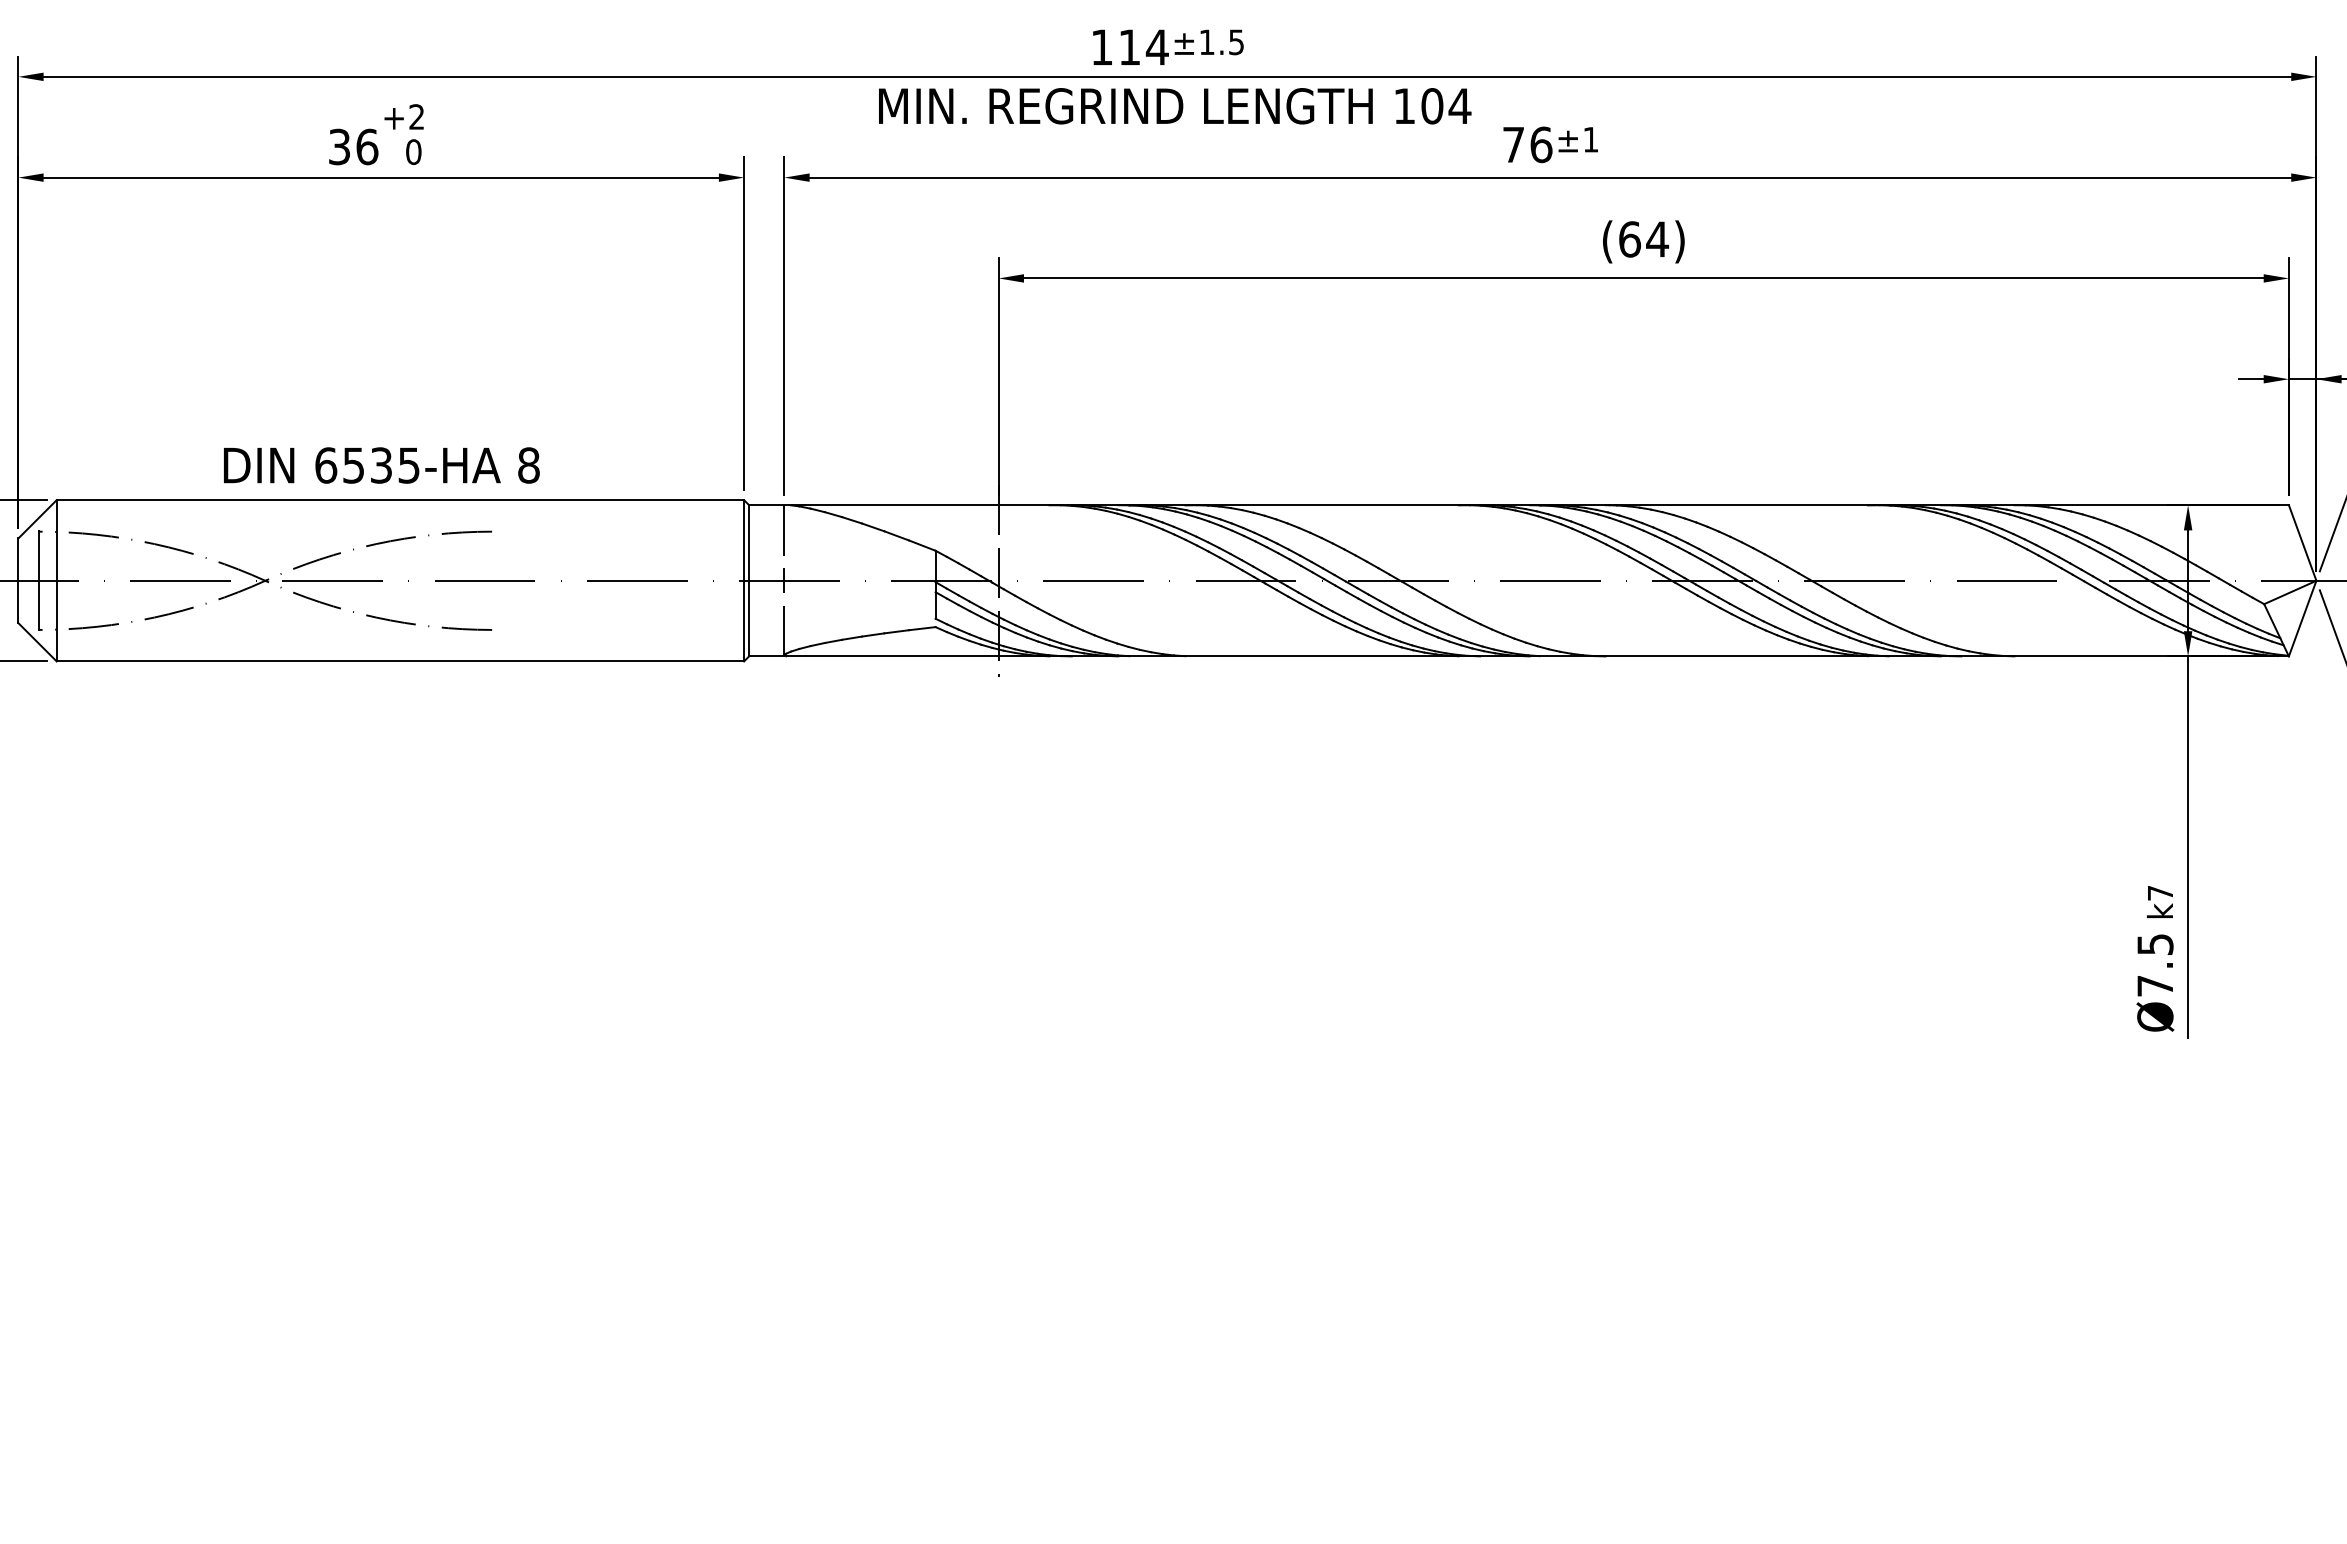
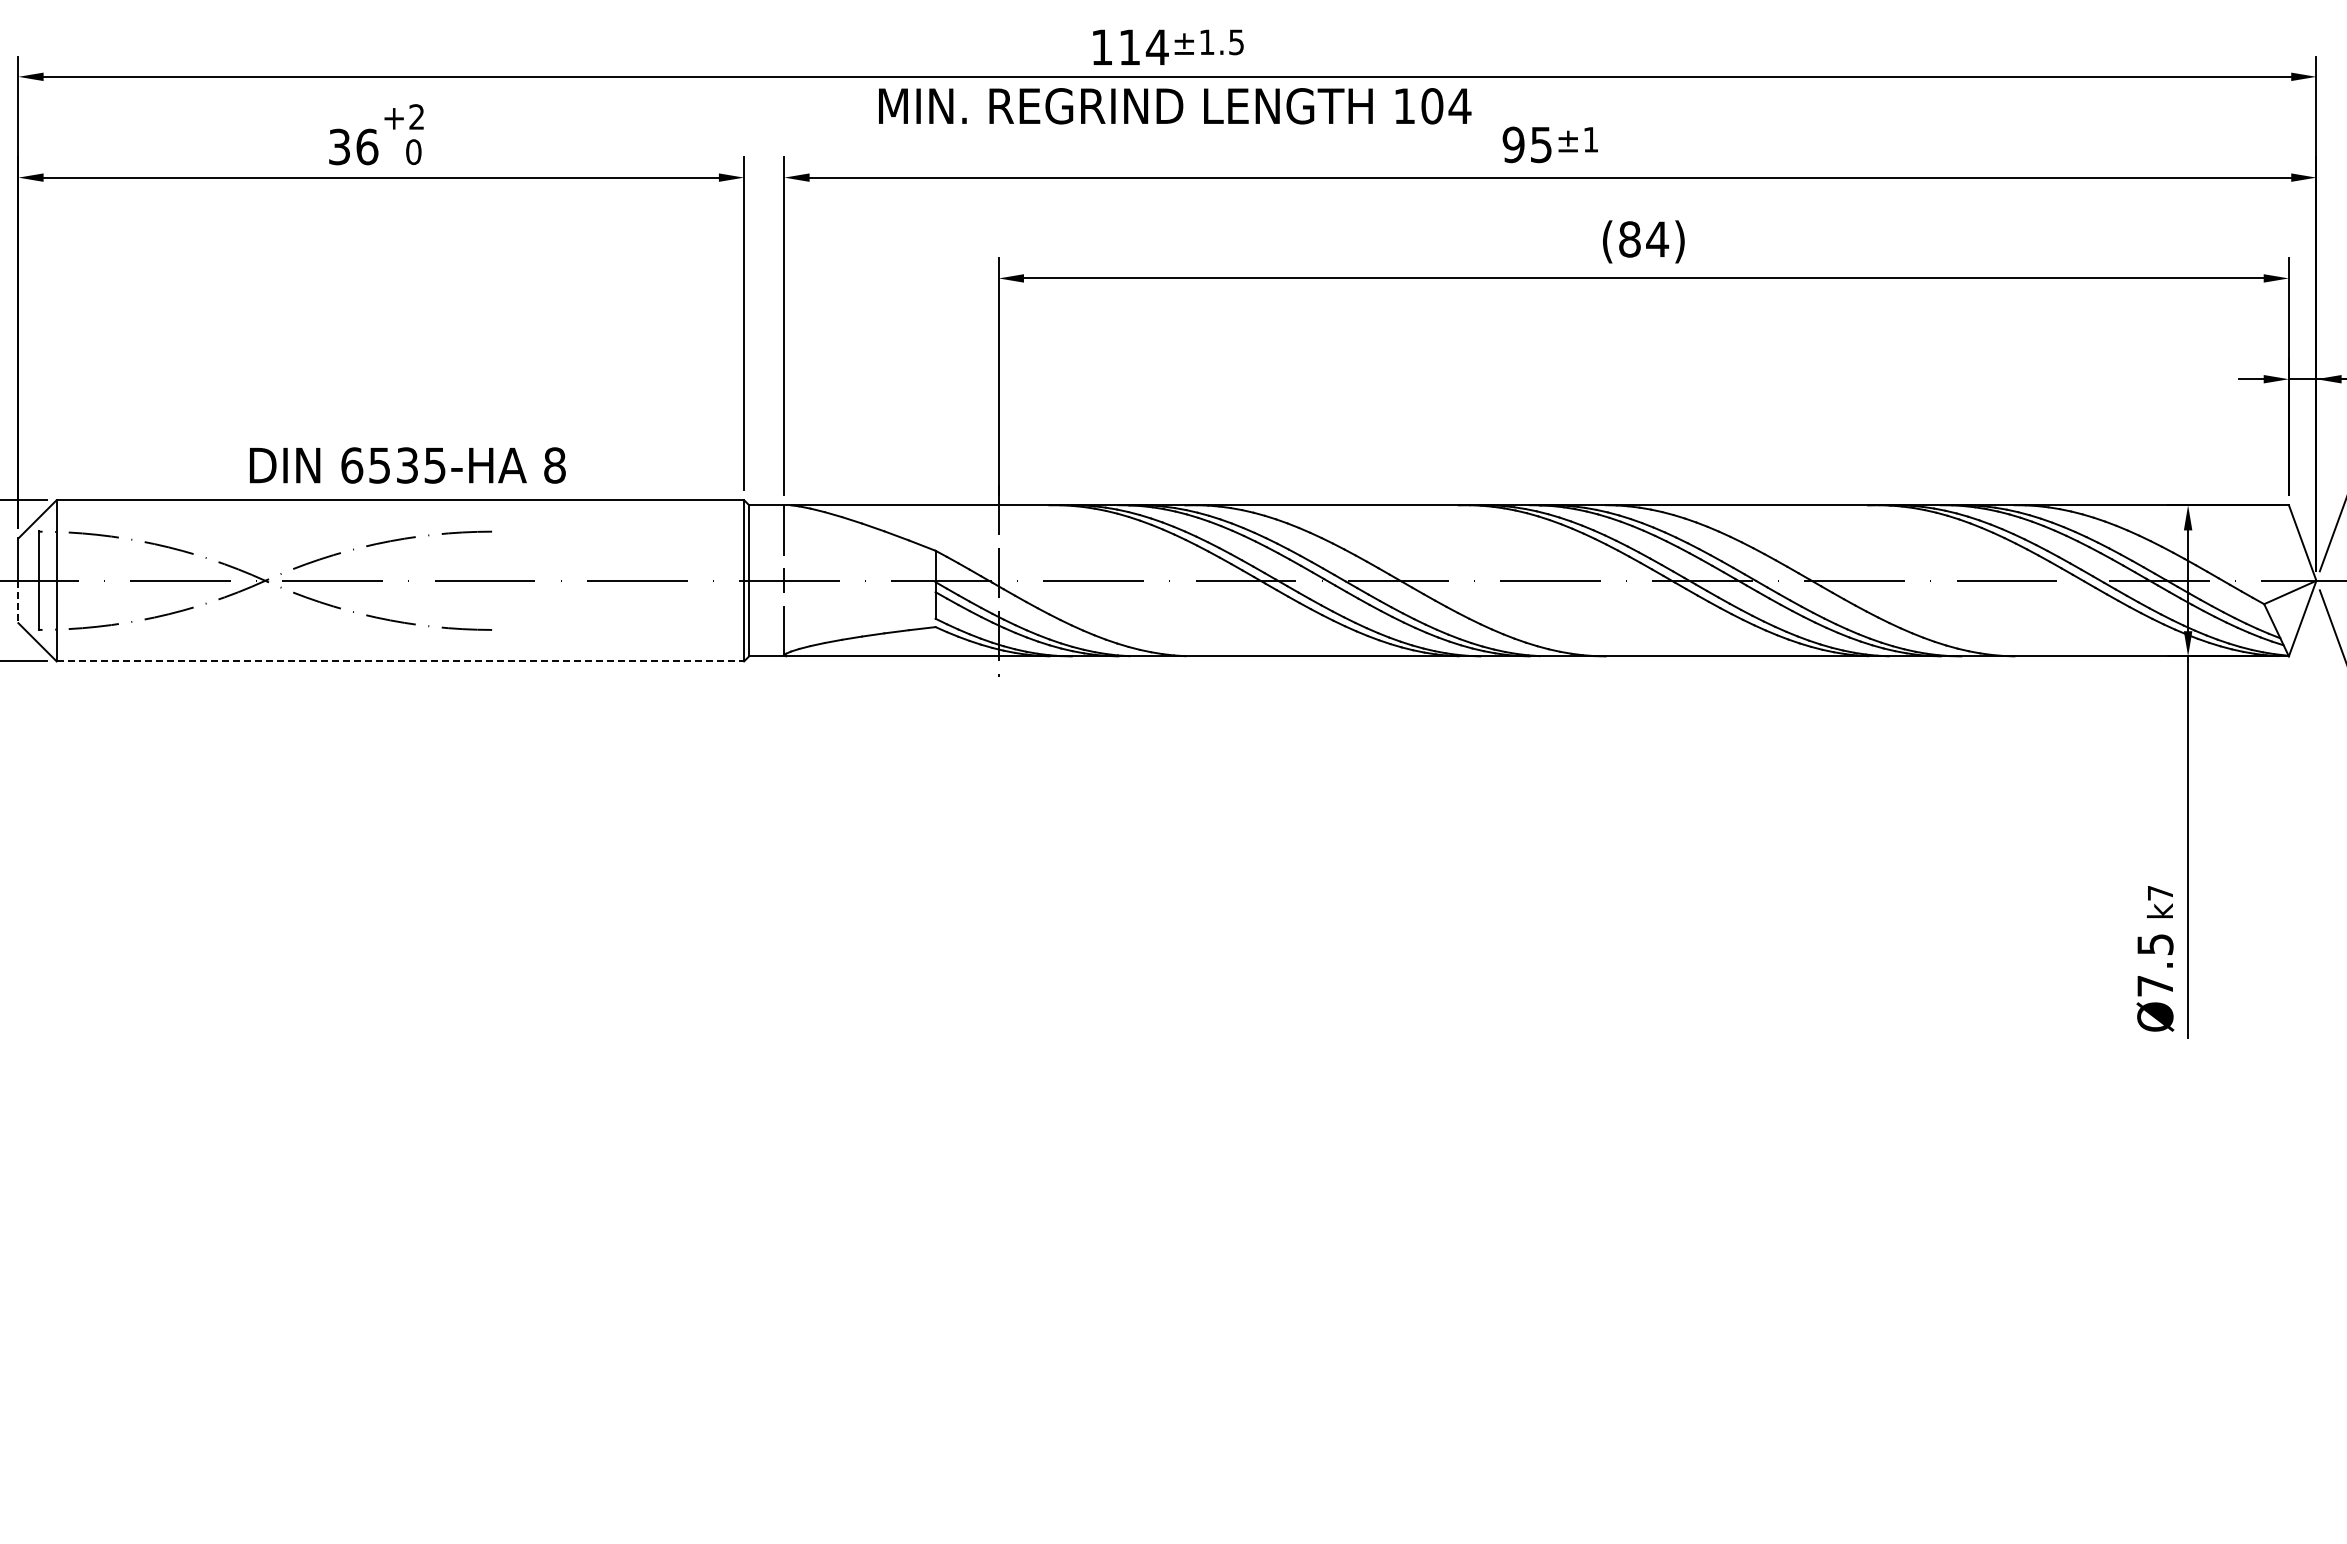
text: 76 -> 95 (1527, 144)
text: (64) -> (84) (1630, 239)
text position: (381, 465) -> (407, 465) (407, 465)
line: solid -> dashed (18, 602)
line: solid -> dashed (400, 661)
